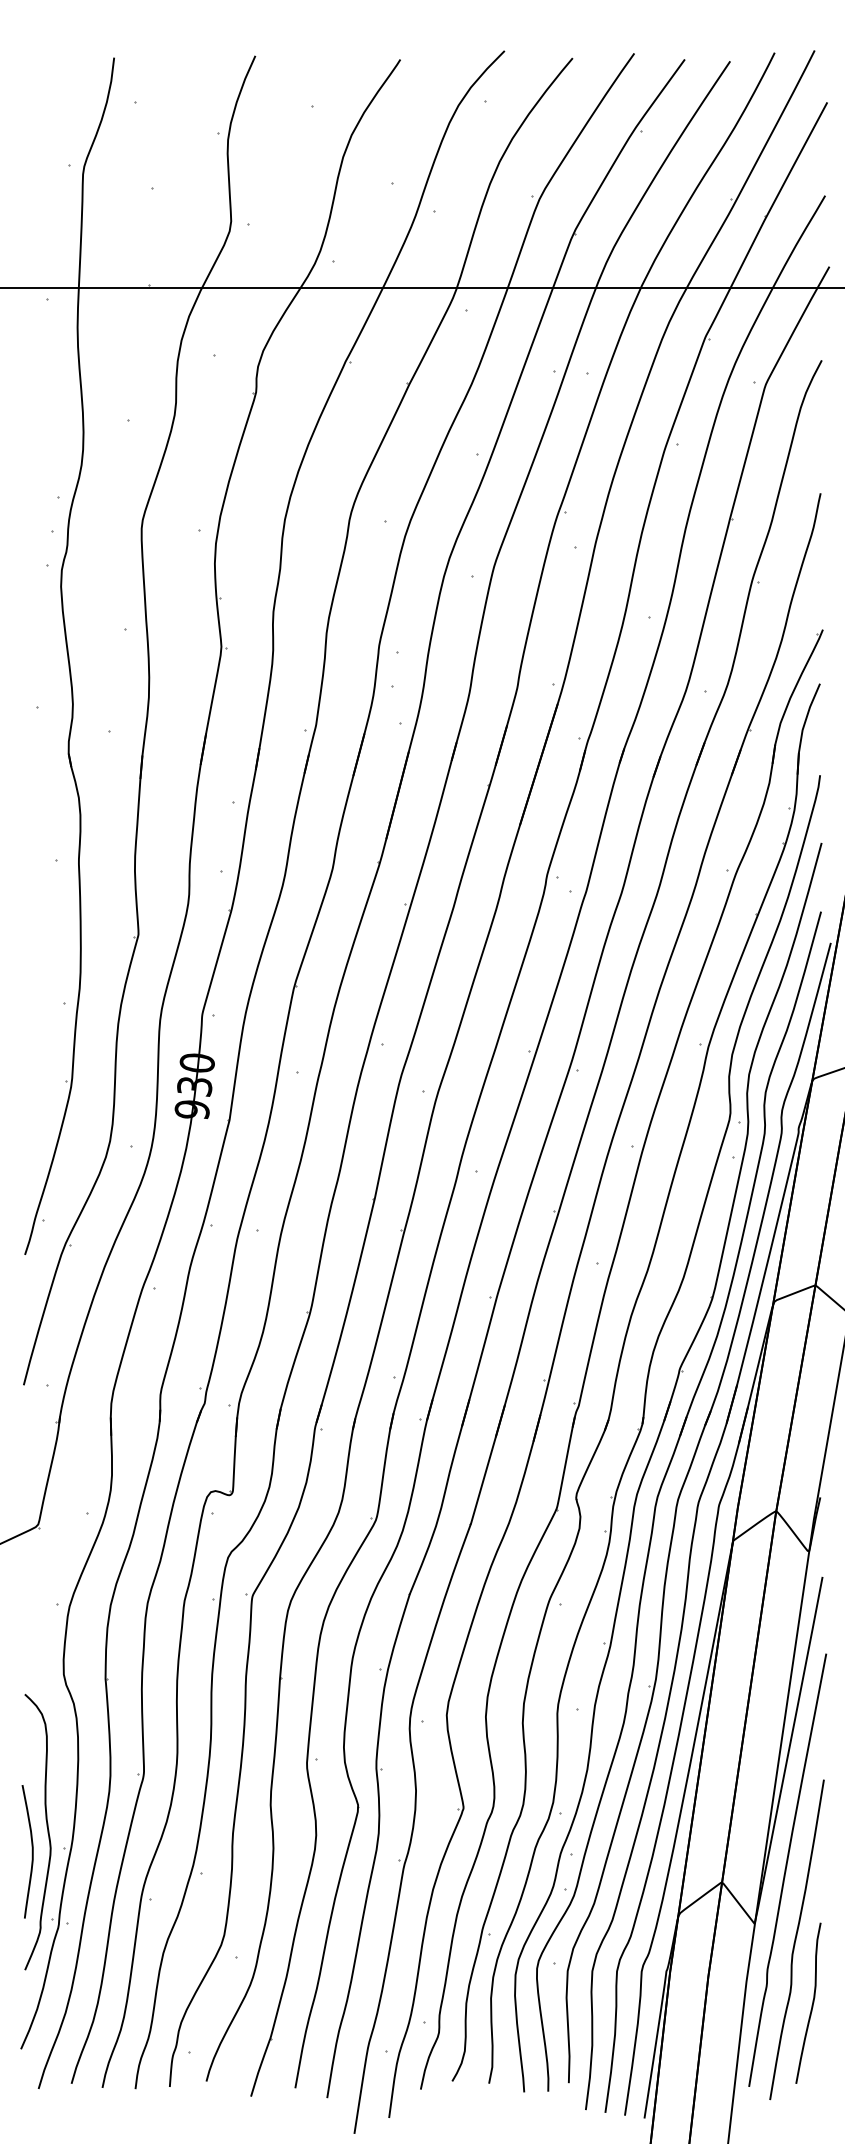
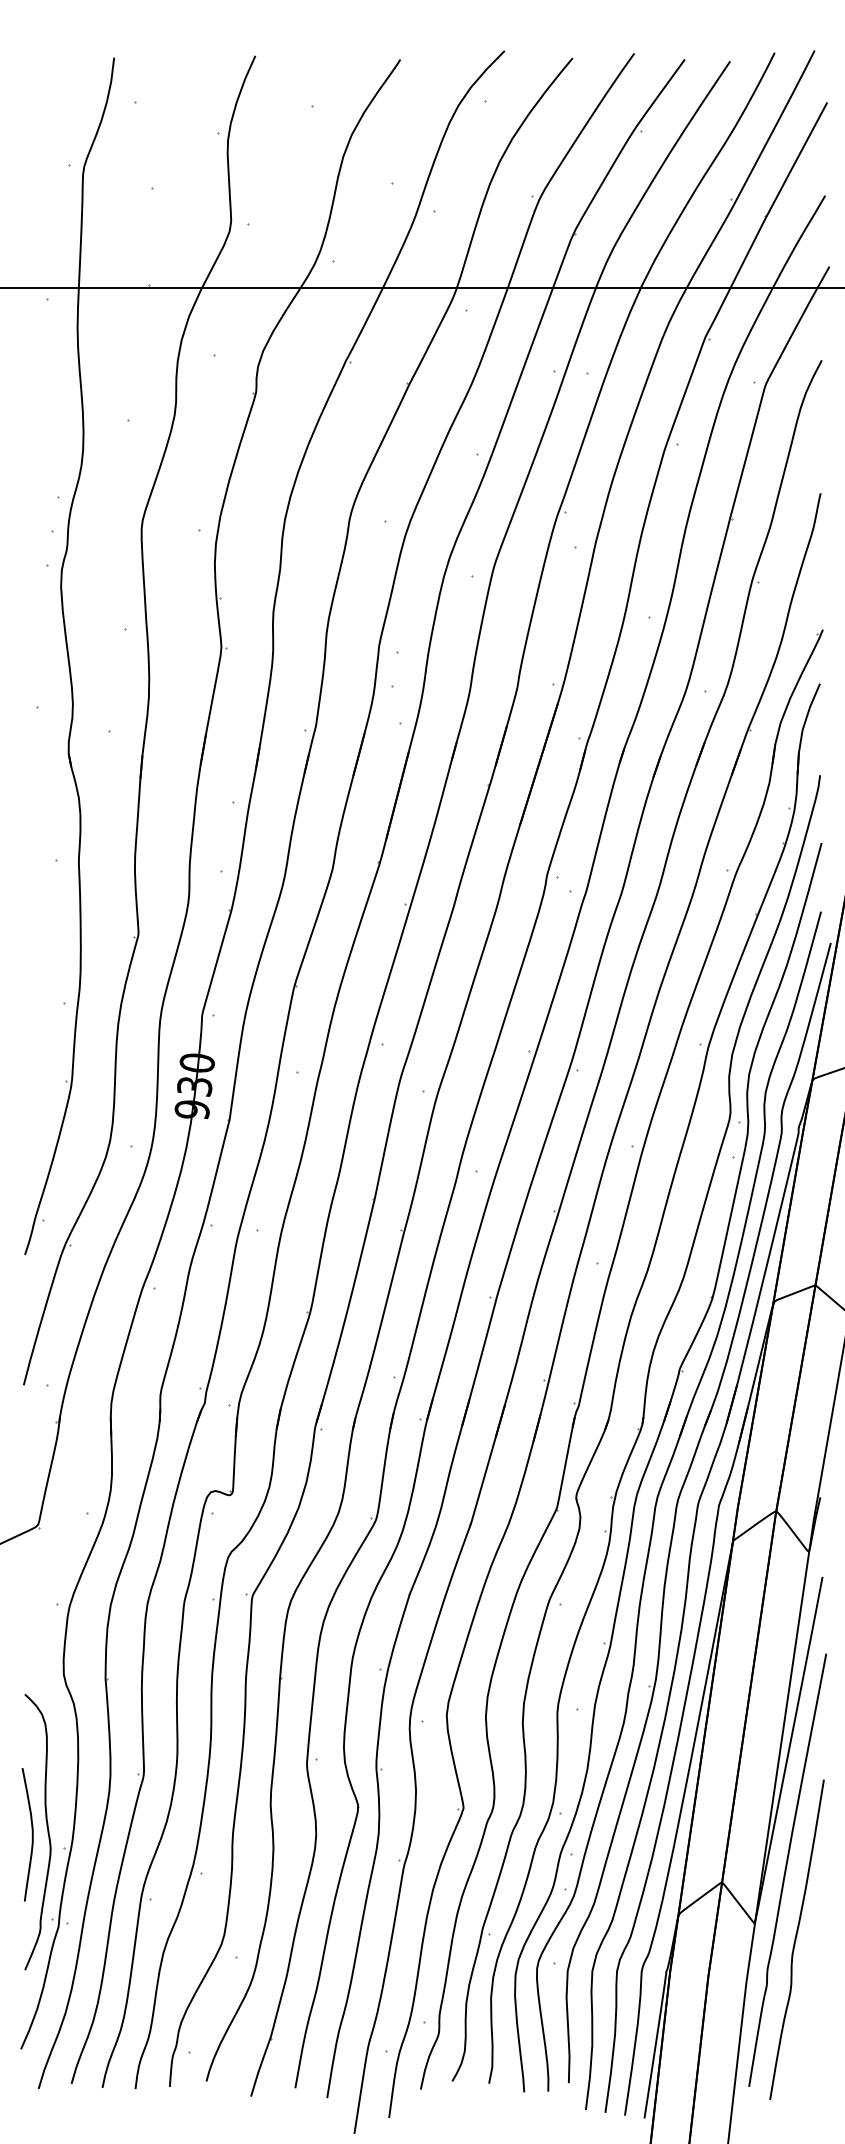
curve position: (31, 1851) -> (31, 1834) (31, 1834)
curve: present -> none (812, 2002)
